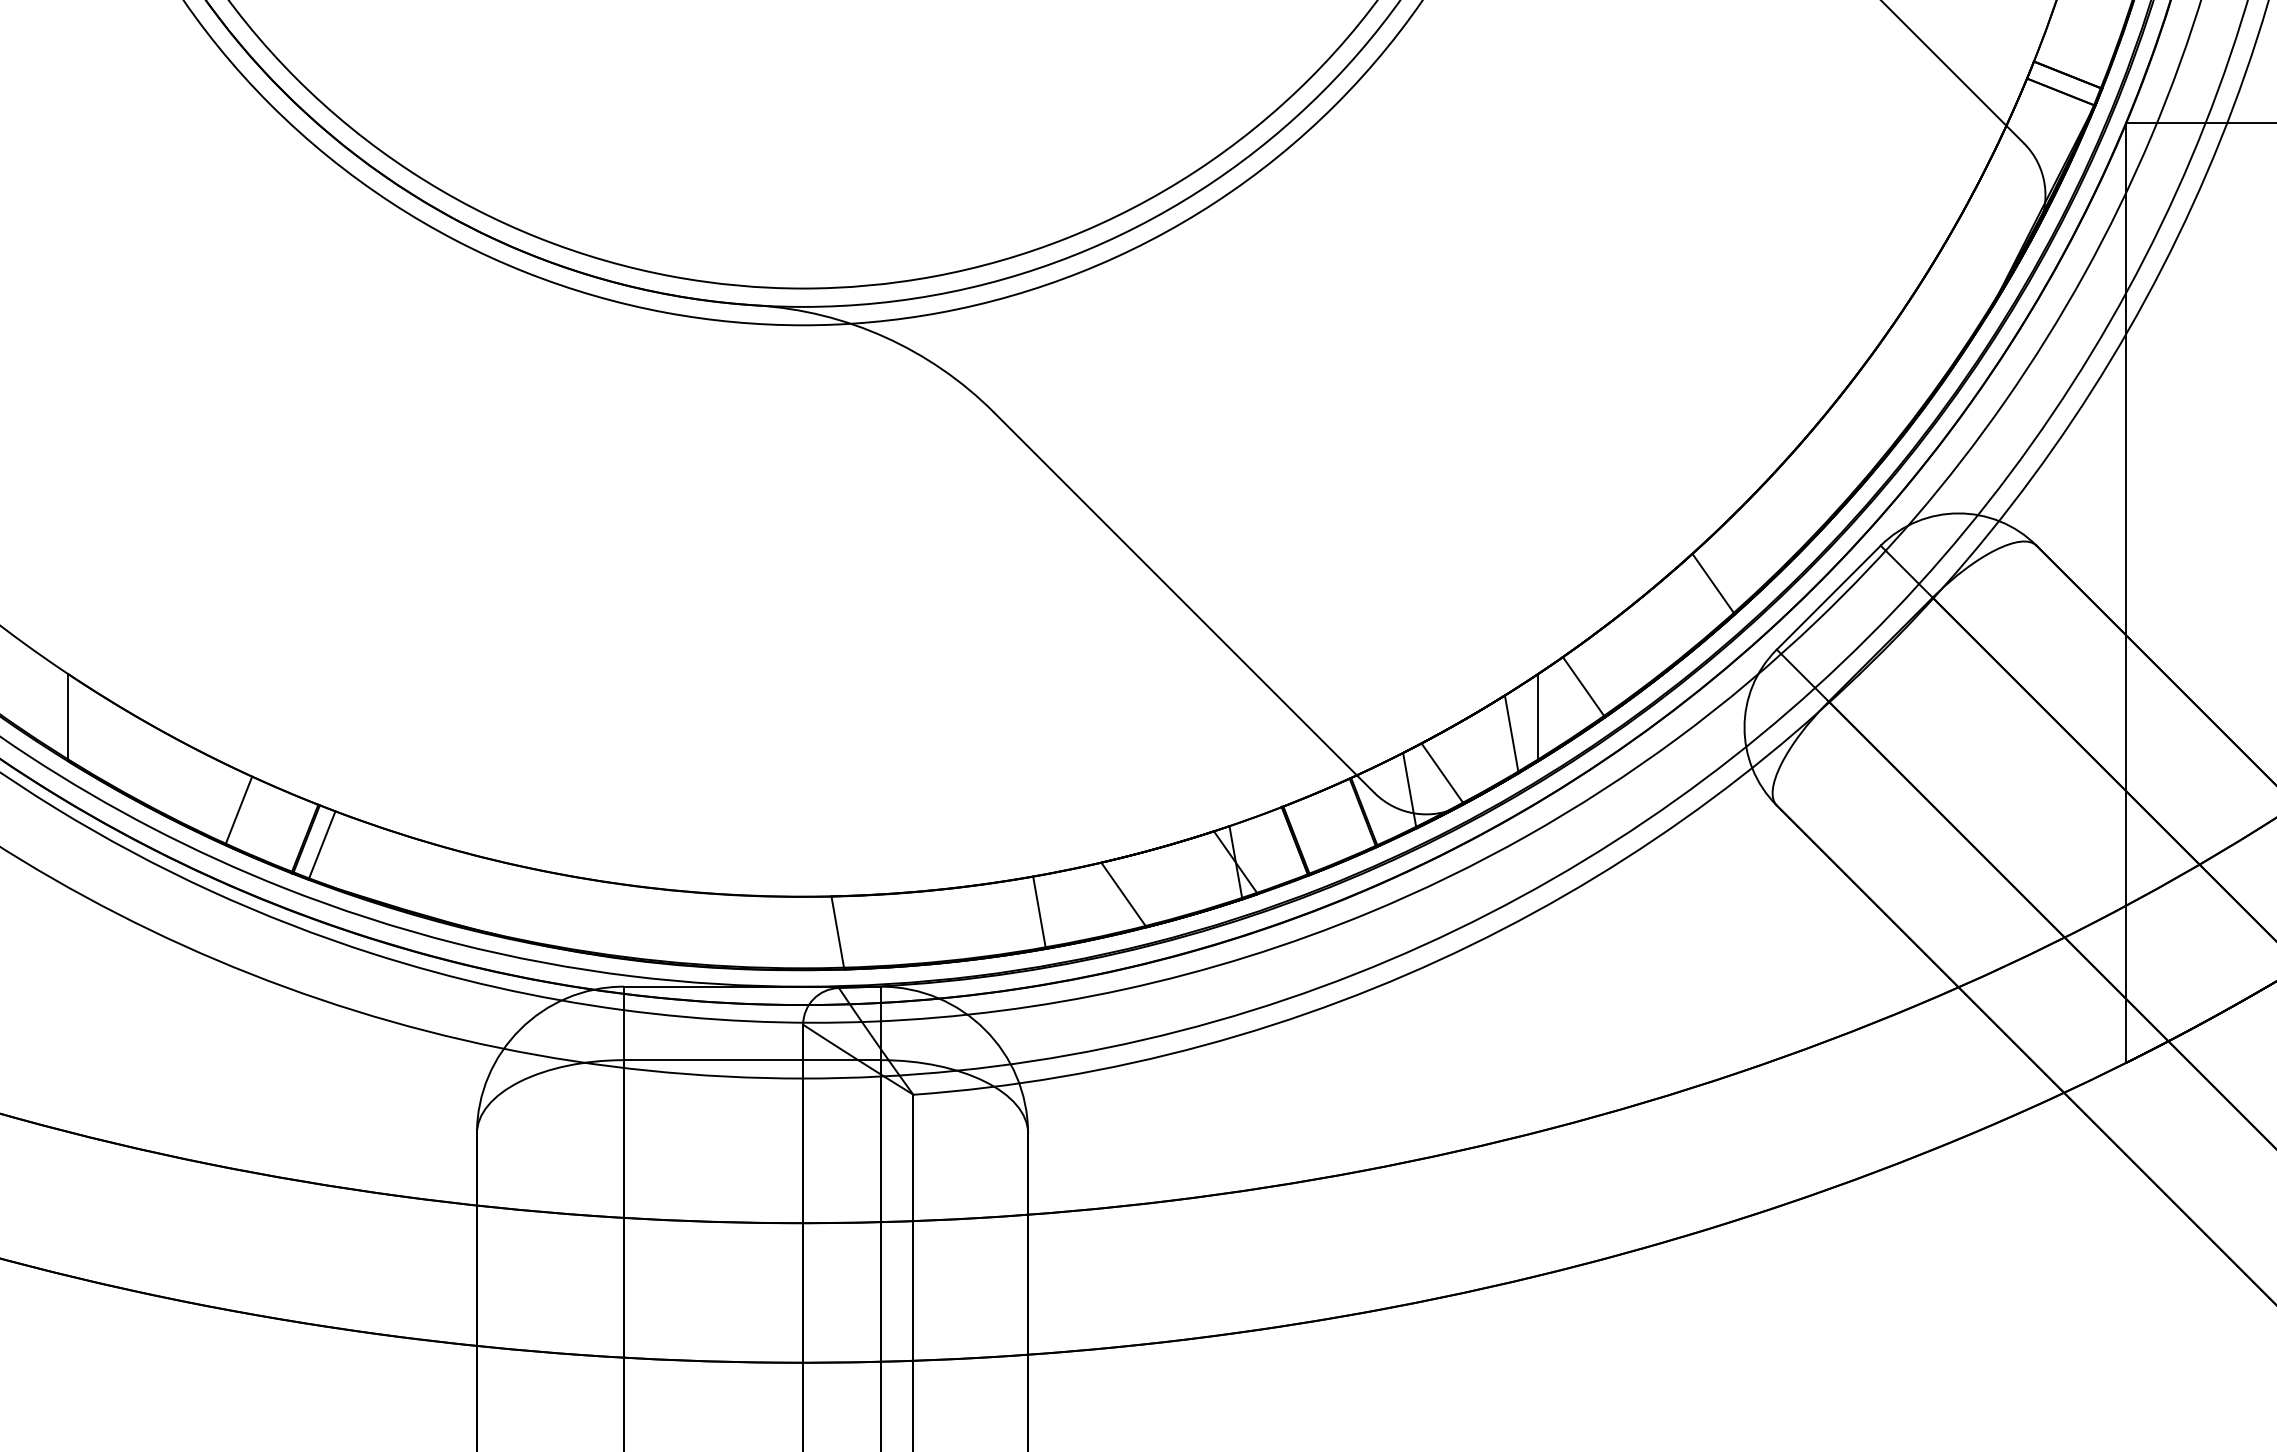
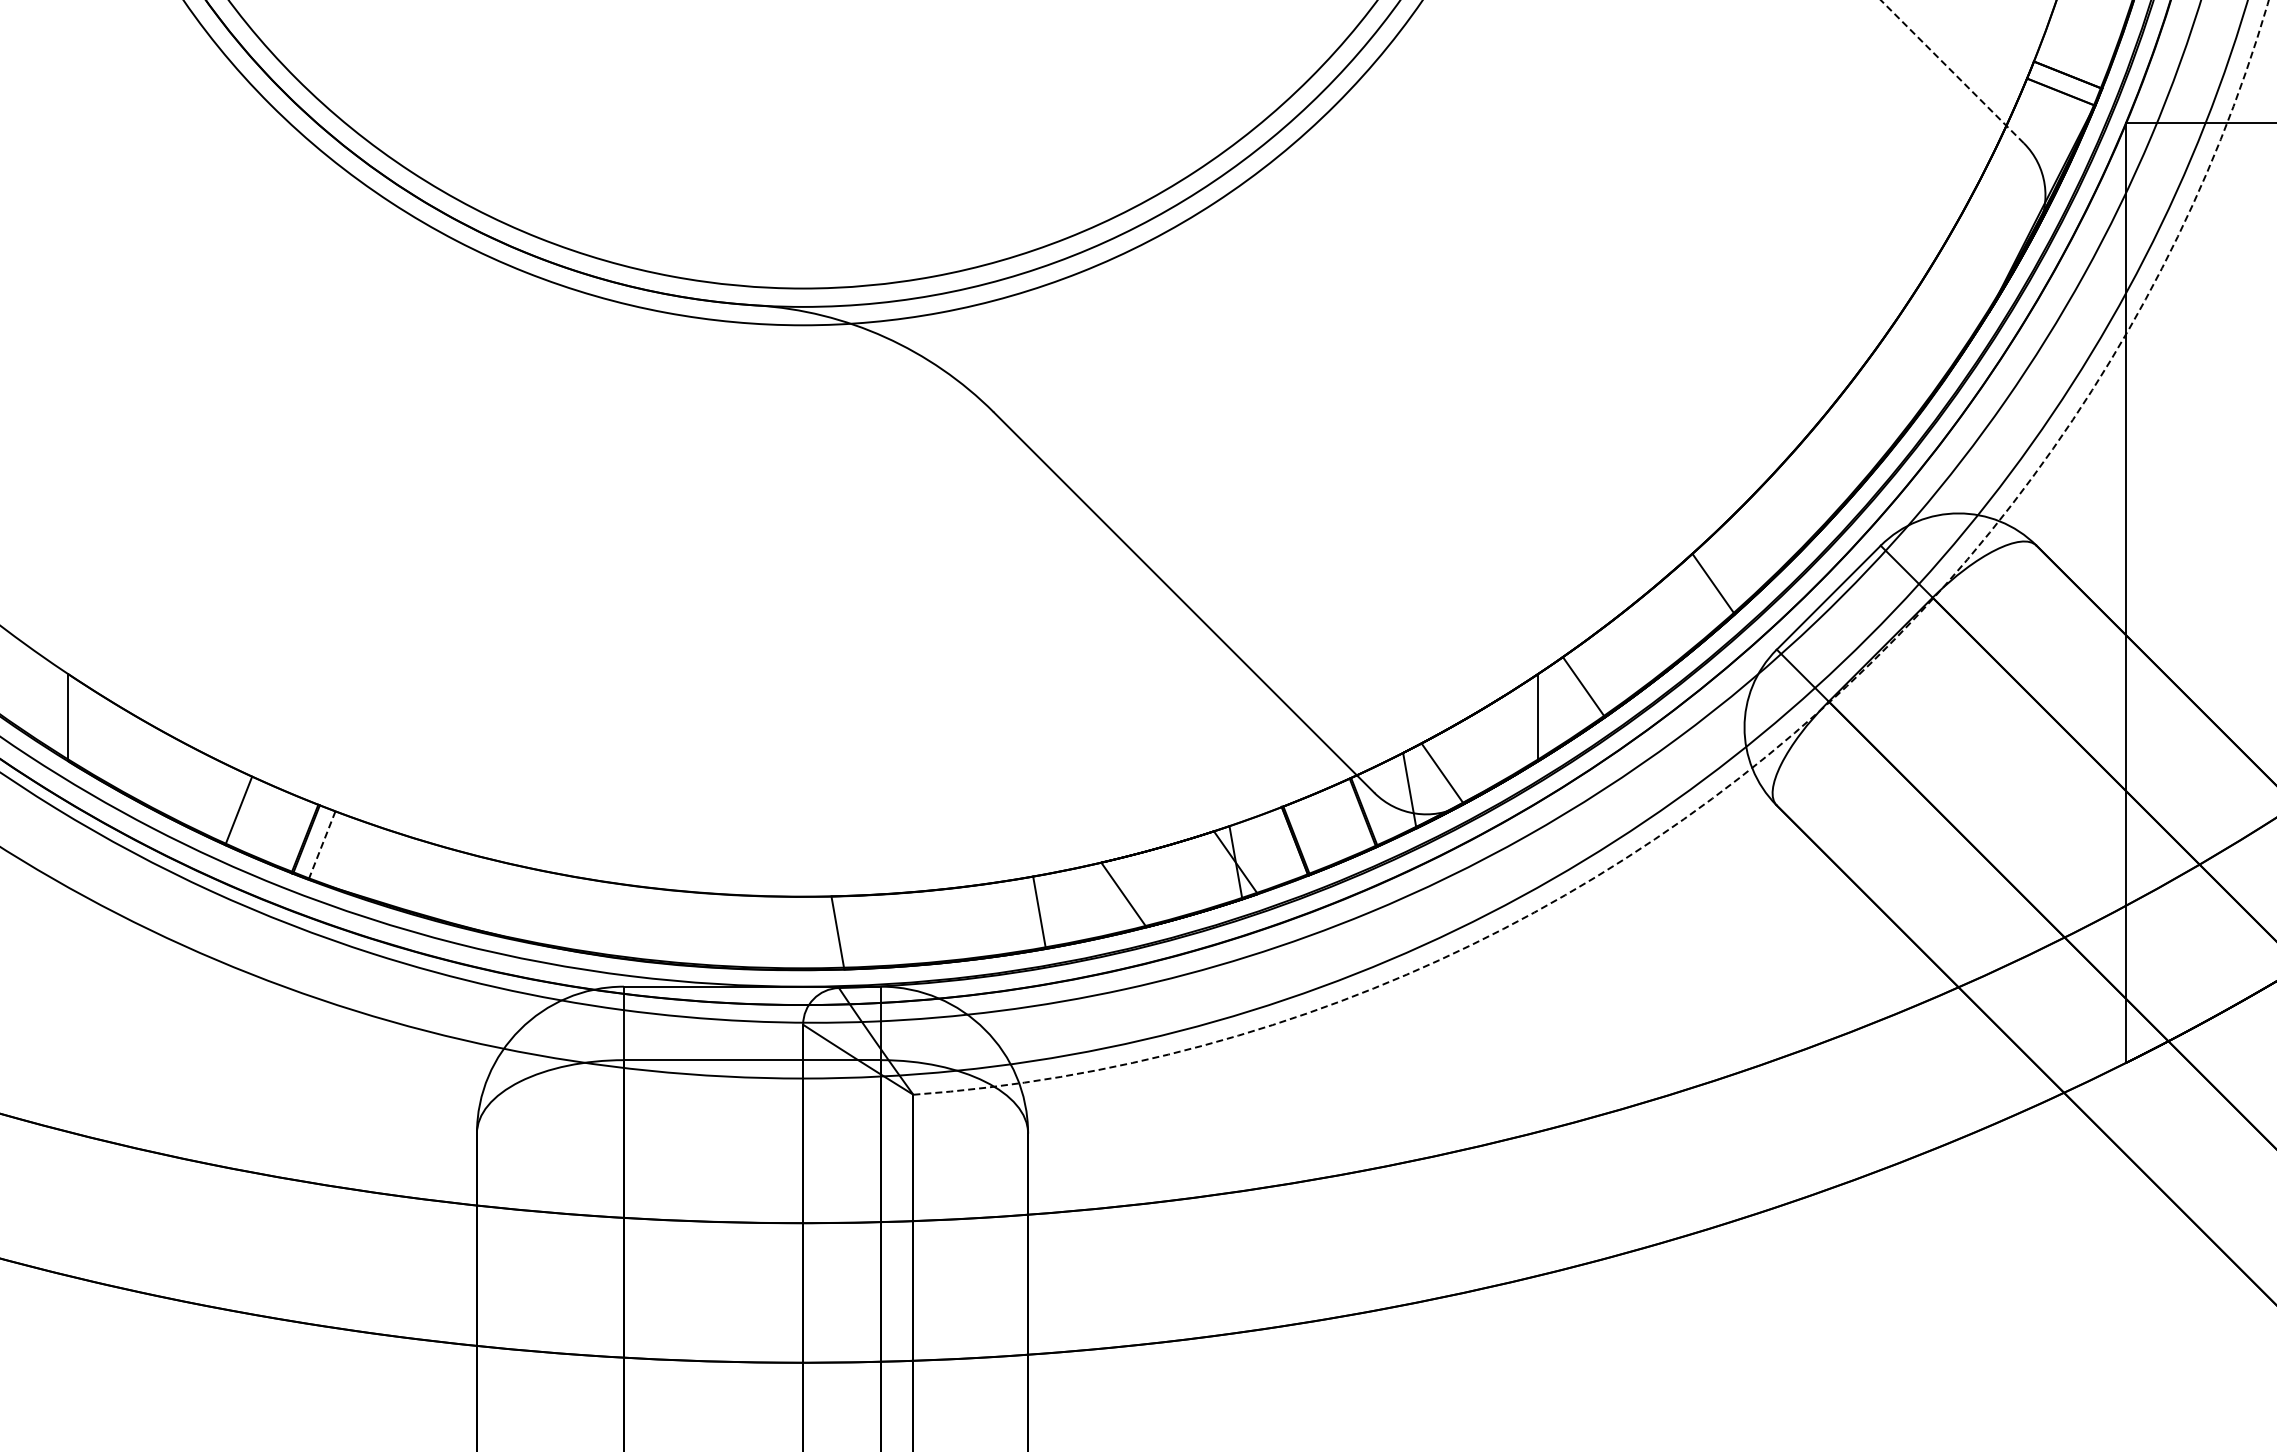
line: solid -> dashed (1951, 71)
line: present -> none (1511, 734)
arc: solid -> dashed (1765, 757)
line: solid -> dashed (322, 845)
